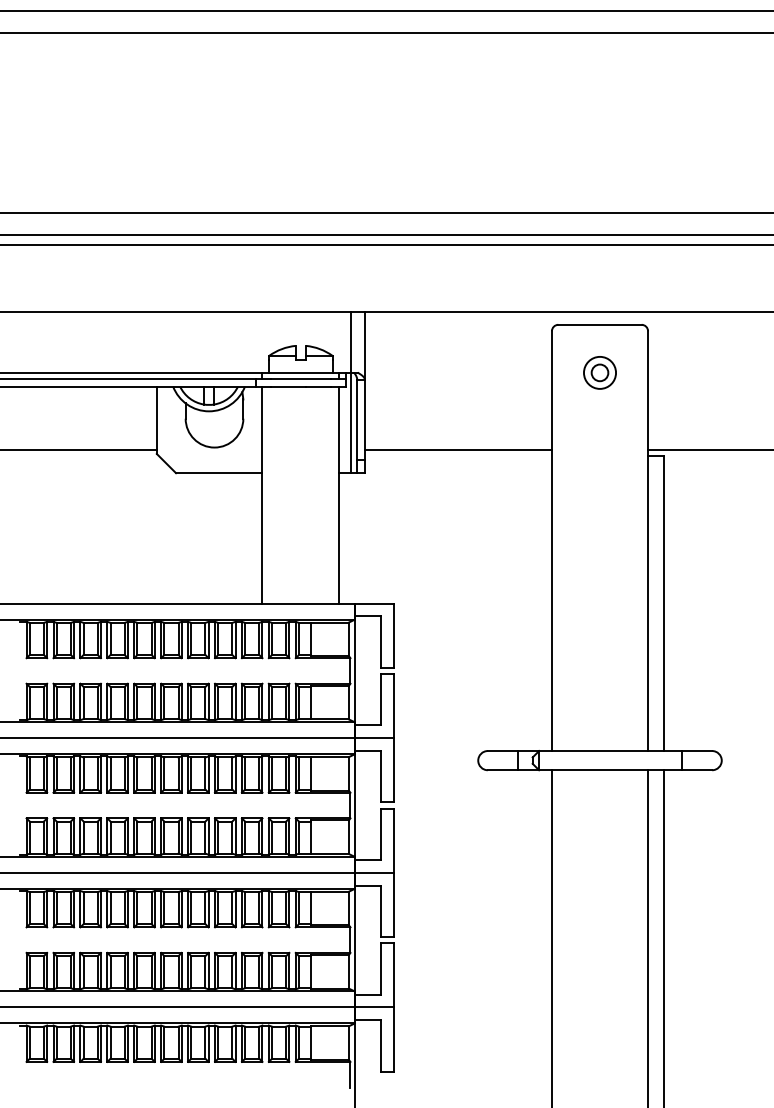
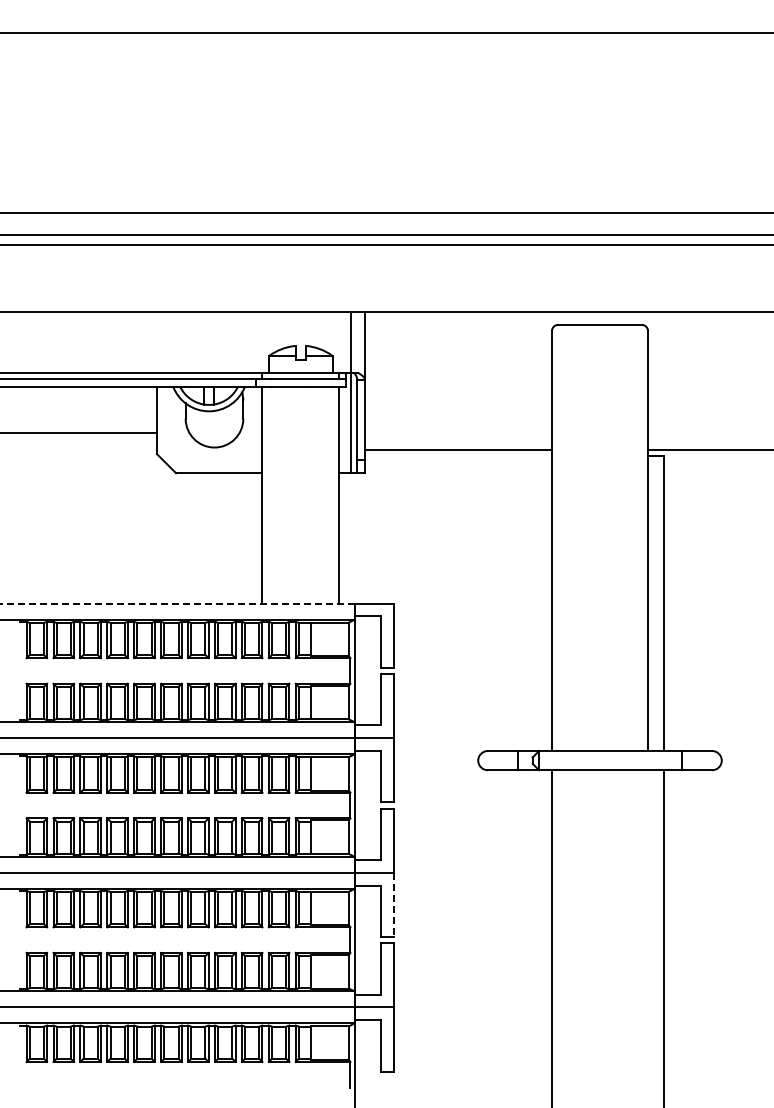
line: present -> none (386, 10)
part: present -> none (599, 372)
line position: (79, 449) -> (79, 432) (79, 432)
line: solid -> dashed (177, 603)
line: solid -> dashed (393, 905)
line: present -> none (648, 937)
